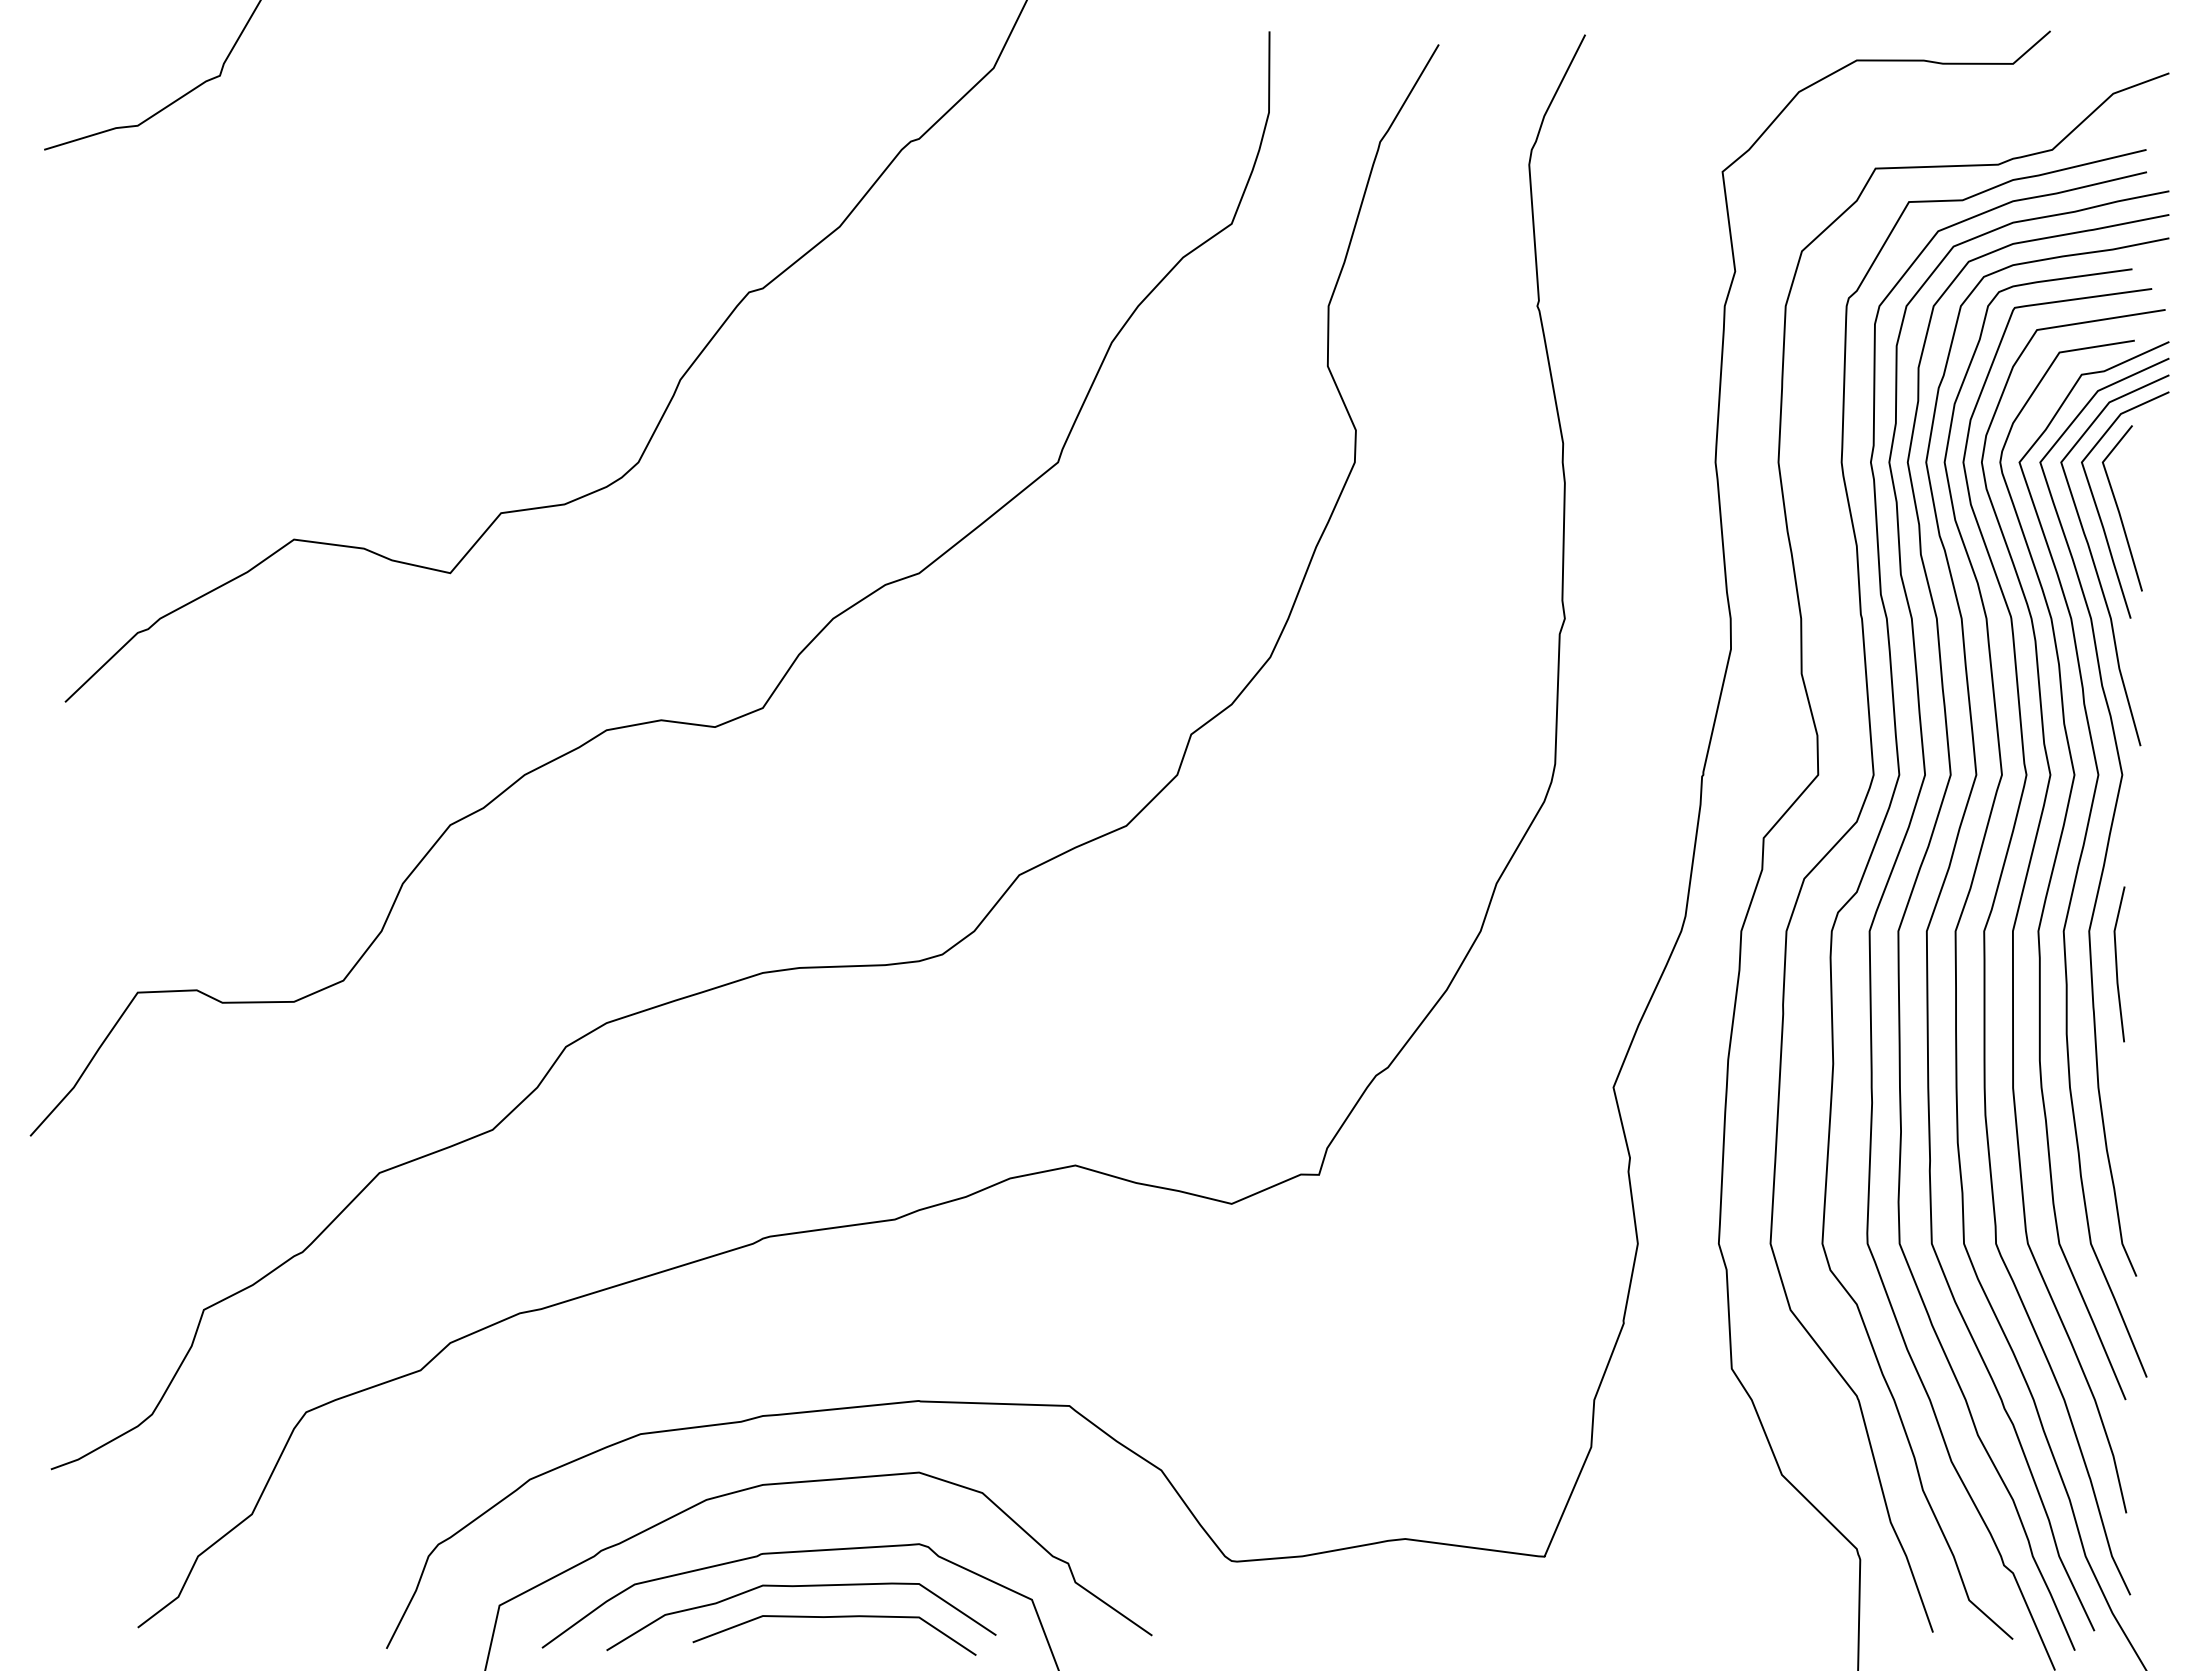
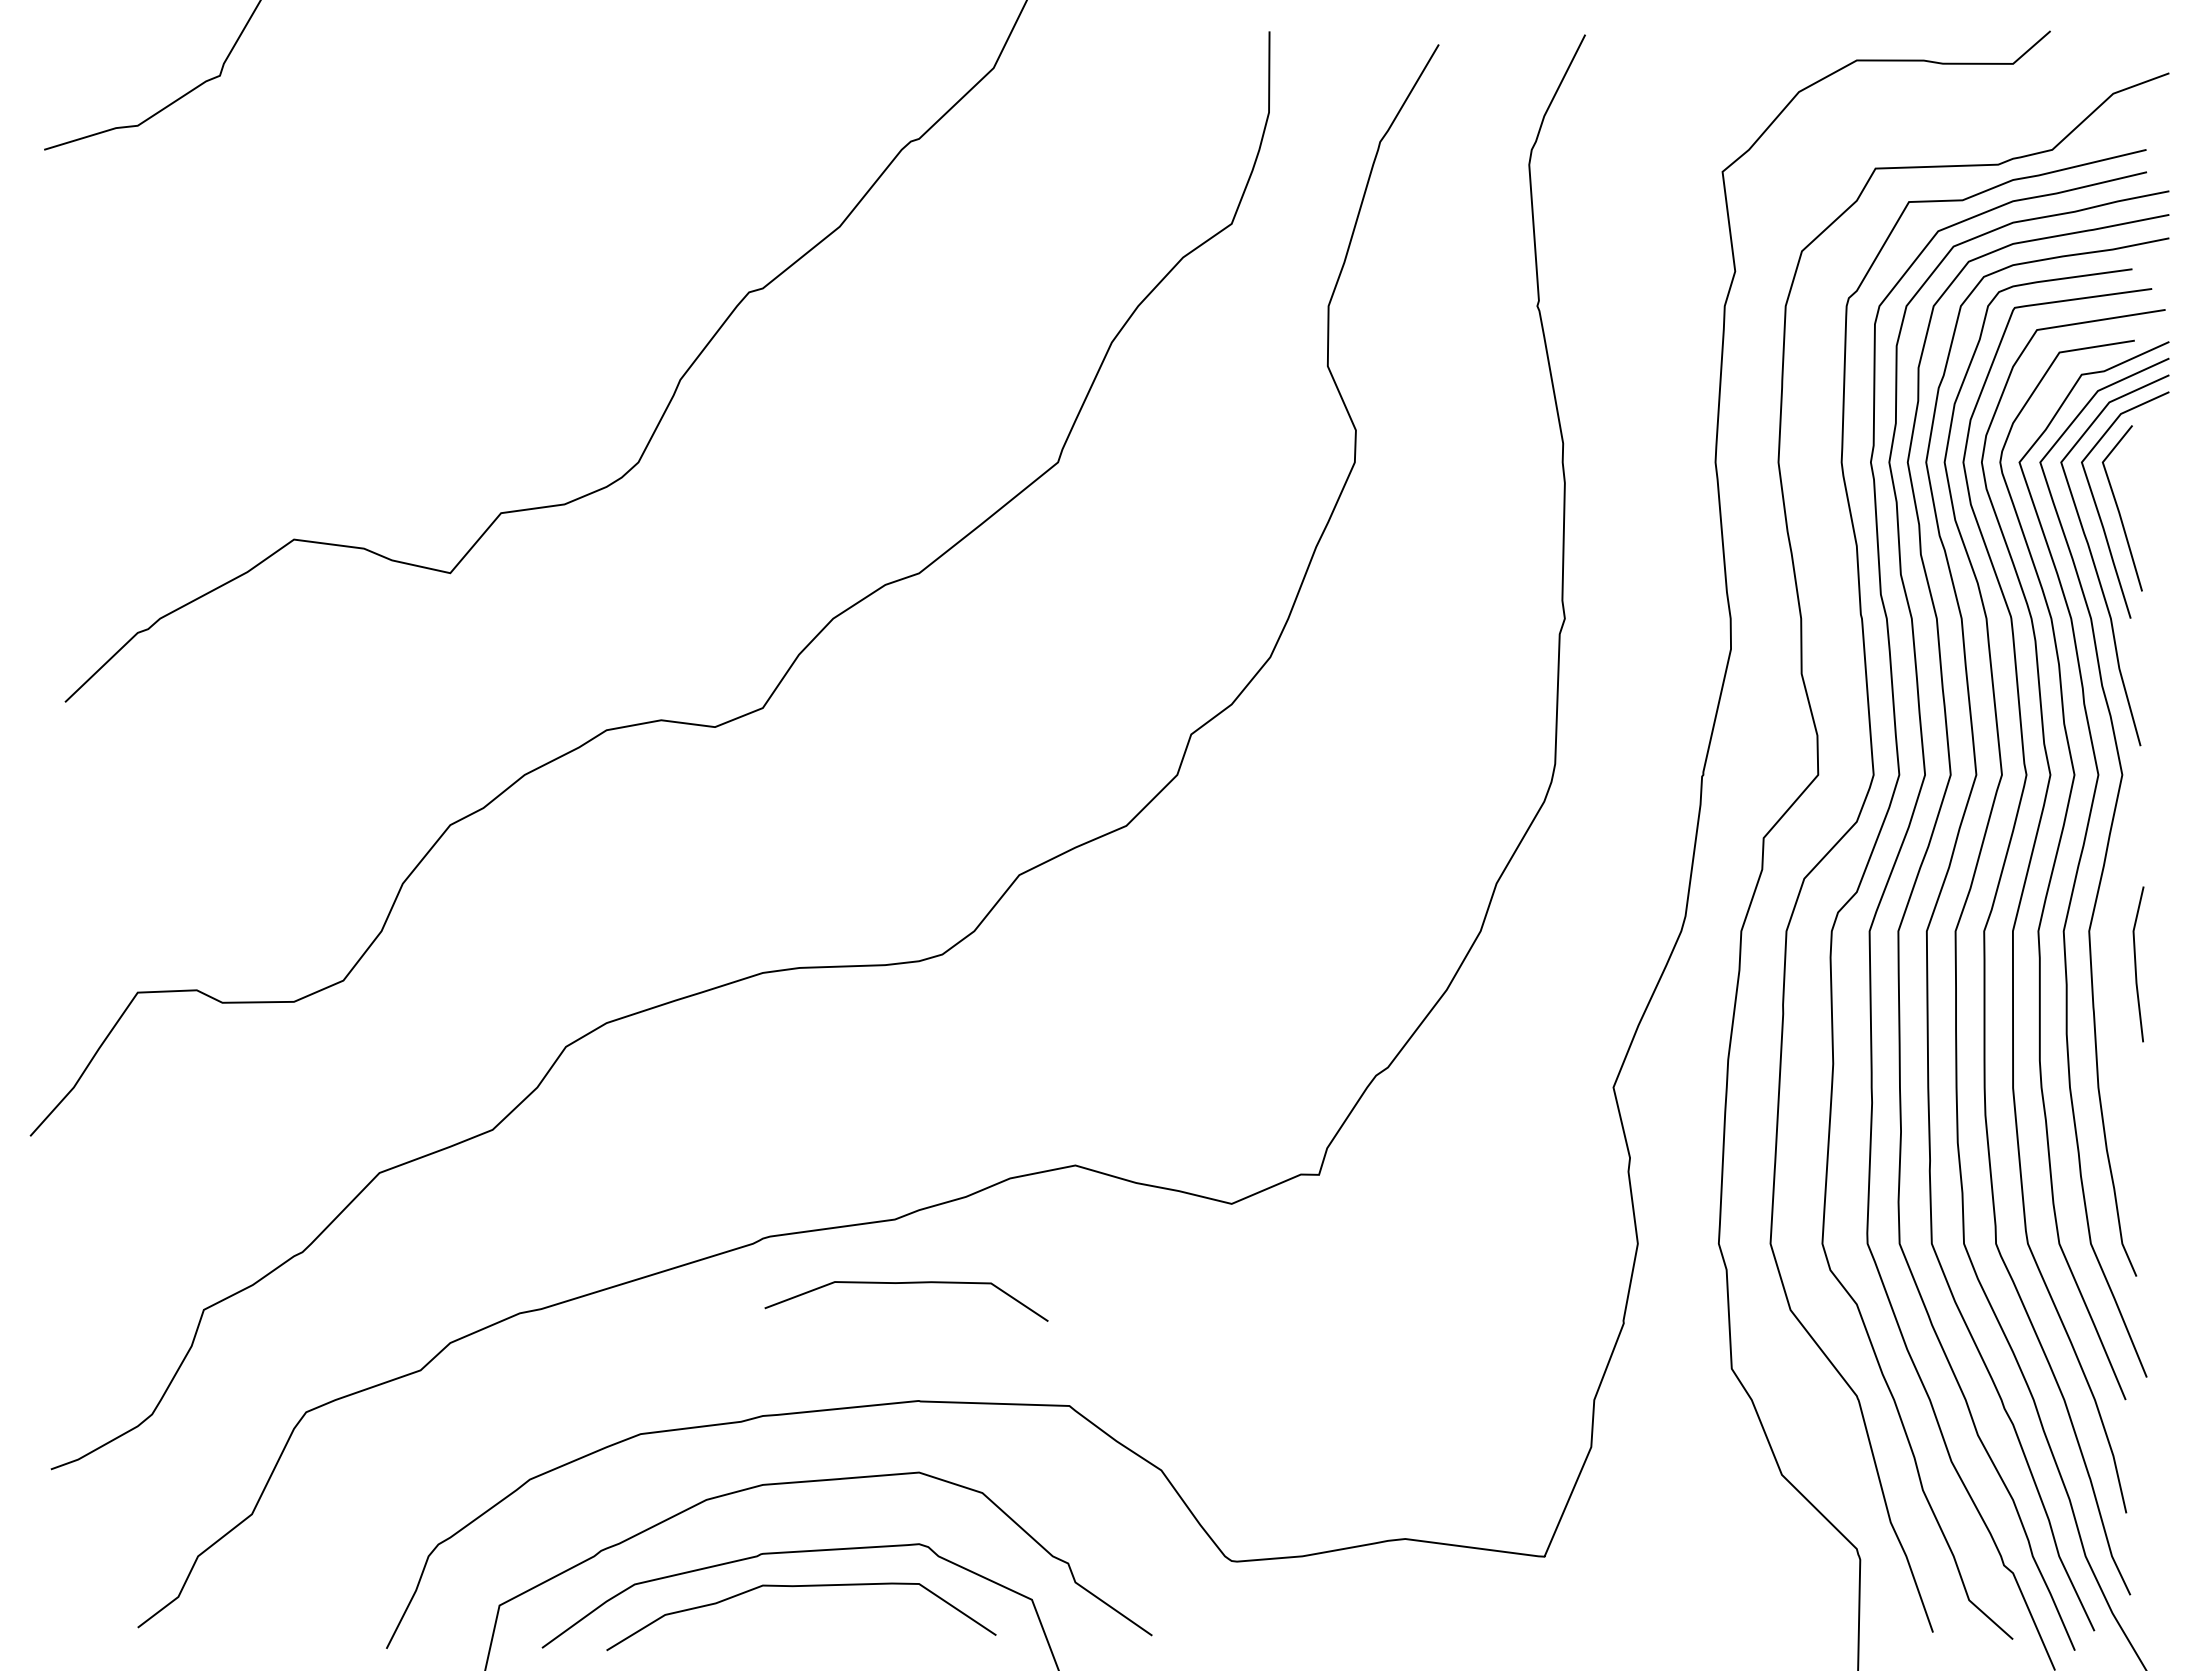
line position: (2117, 964) -> (2136, 964) (2136, 964)
curve position: (834, 1617) -> (906, 1283) (906, 1283)
